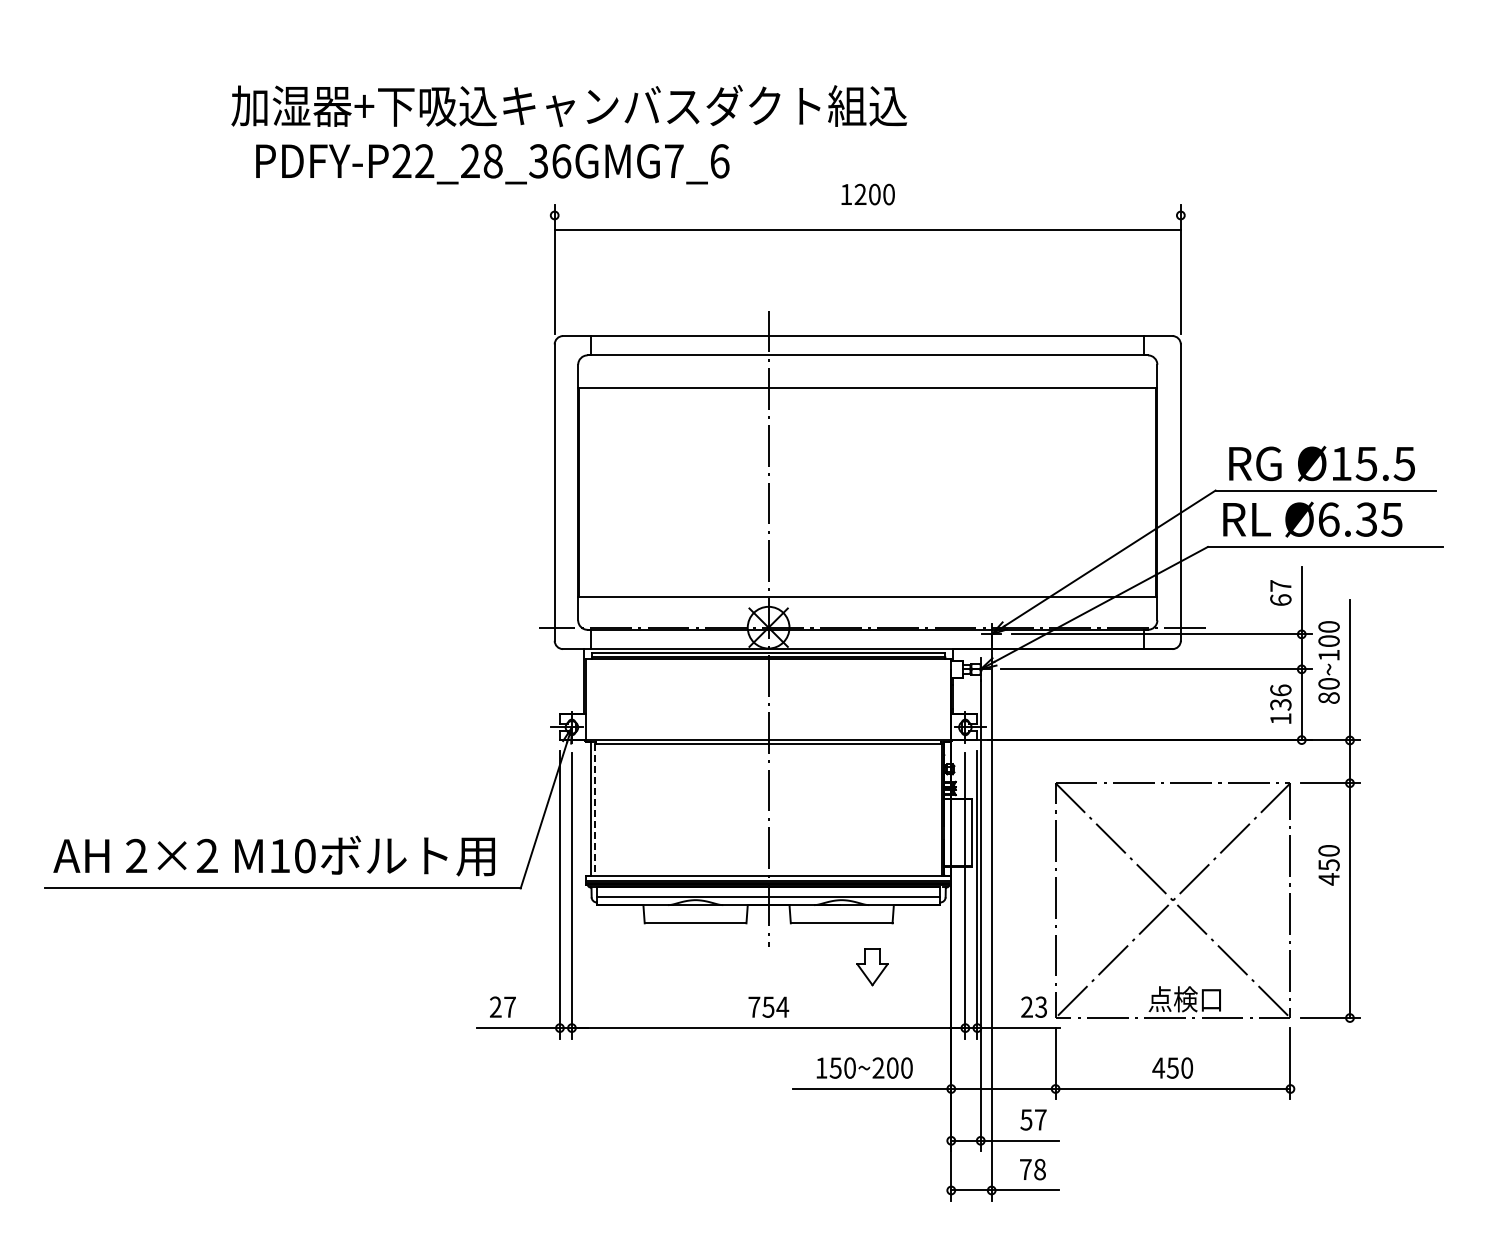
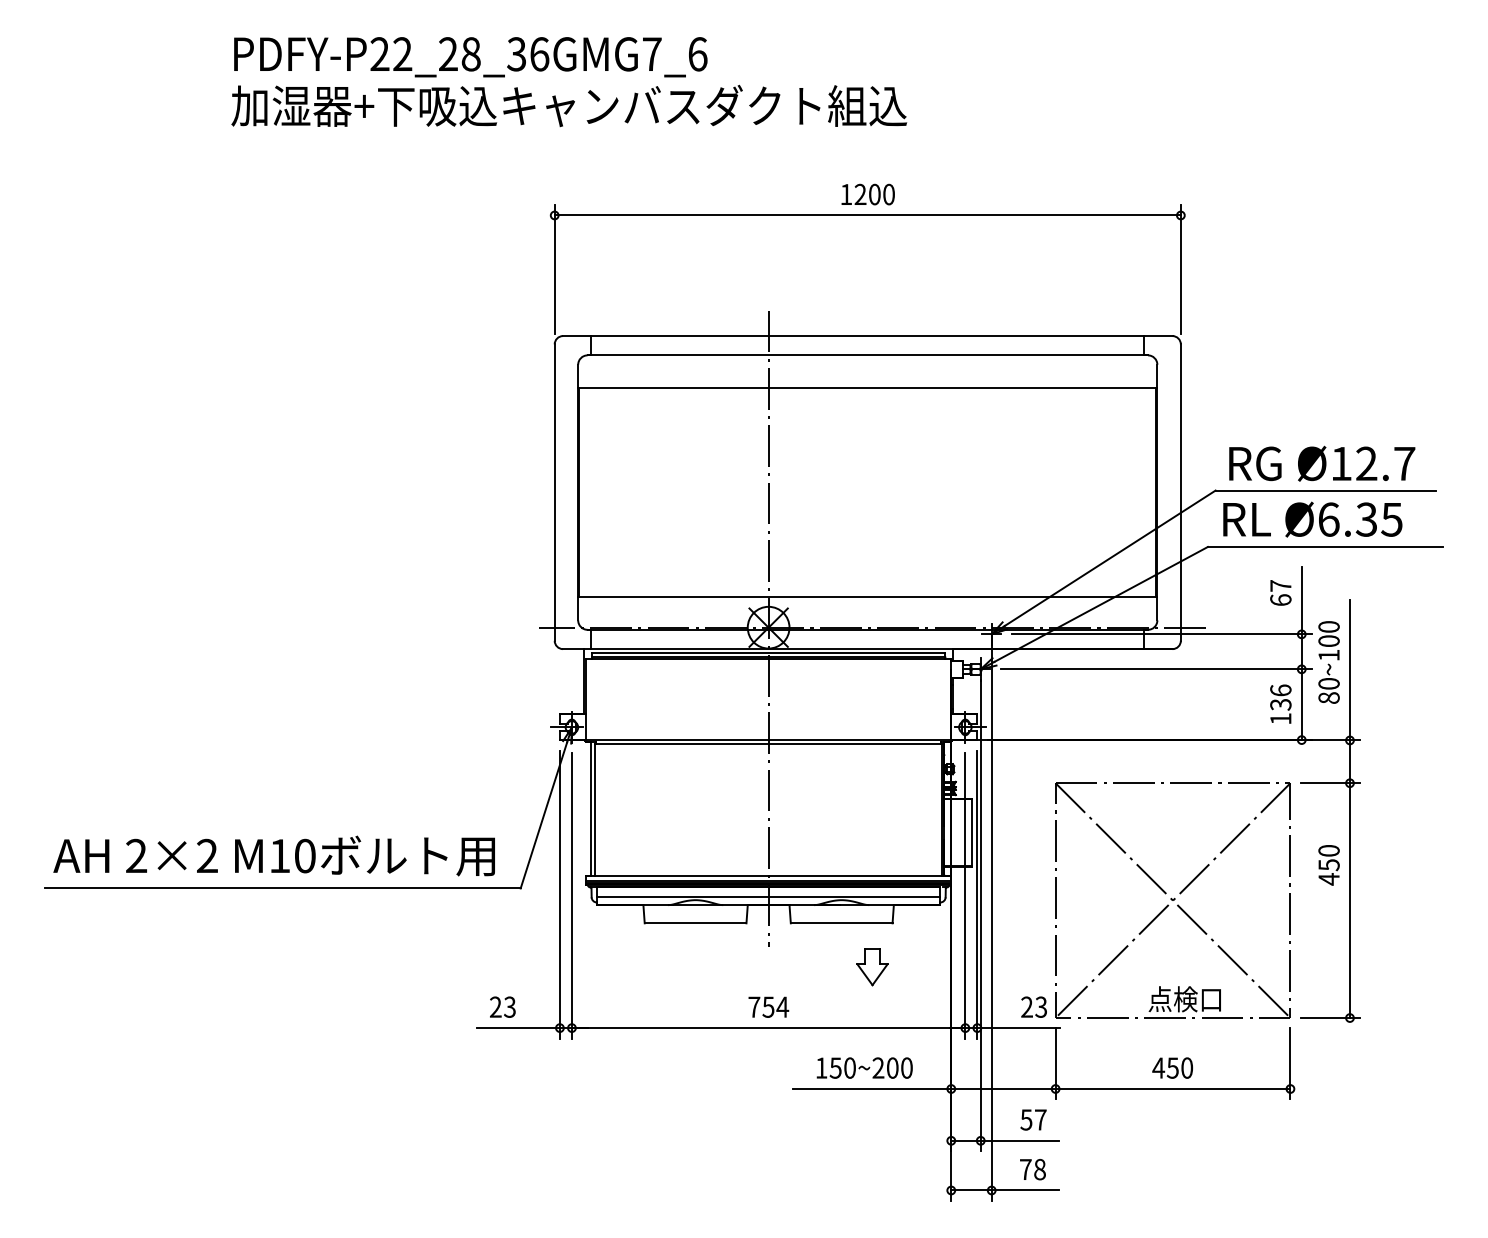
text position: (492, 164) -> (470, 57) (470, 57)
line position: (867, 230) -> (867, 215) (867, 215)
text: Ø15.5 -> Ø12.7 (1385, 463)
line: dashed -> solid (595, 810)
text: 27 -> 23 (509, 1006)
